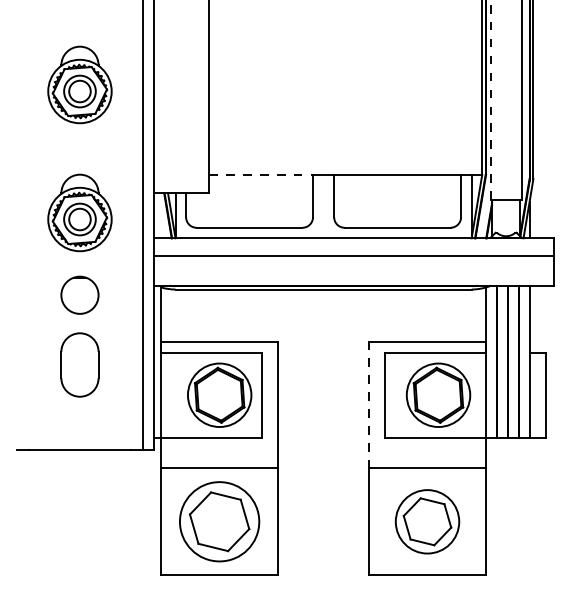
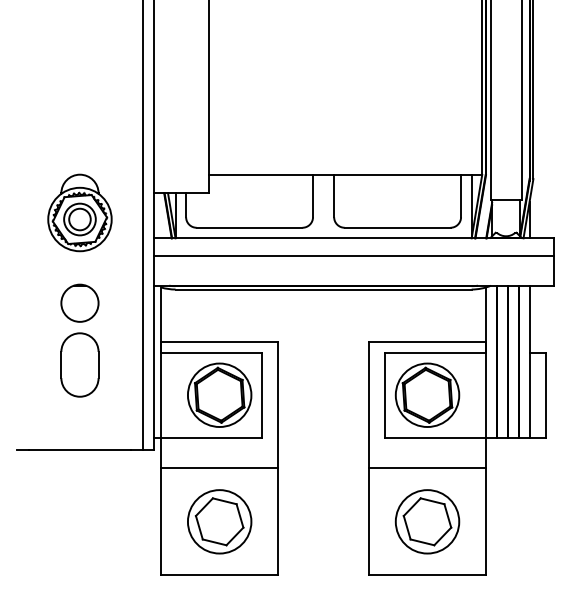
part: present -> none (79, 84)
line: dashed -> solid (490, 99)
line: dashed -> solid (261, 174)
circle position: (79, 294) -> (79, 302) (79, 302)
part position: (438, 394) -> (427, 394) (427, 394)
line: dashed -> solid (369, 404)
part size: 82x82 px -> 66x66 px (219, 521)
